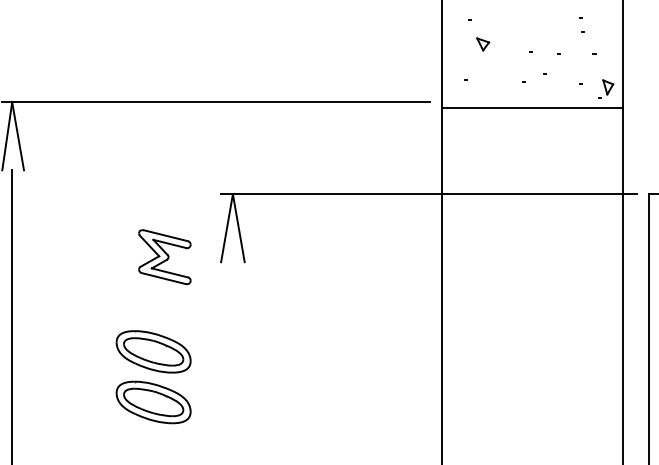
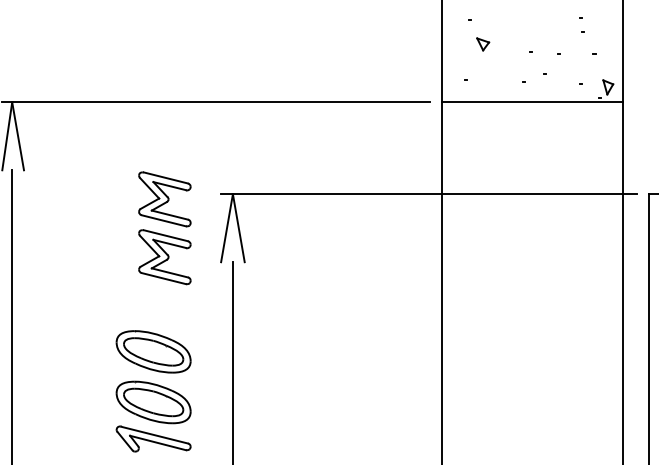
line position: (532, 108) -> (532, 102) (532, 102)
part: none -> present (164, 199)
line: none -> present (232, 361)
part: none -> present (153, 438)
